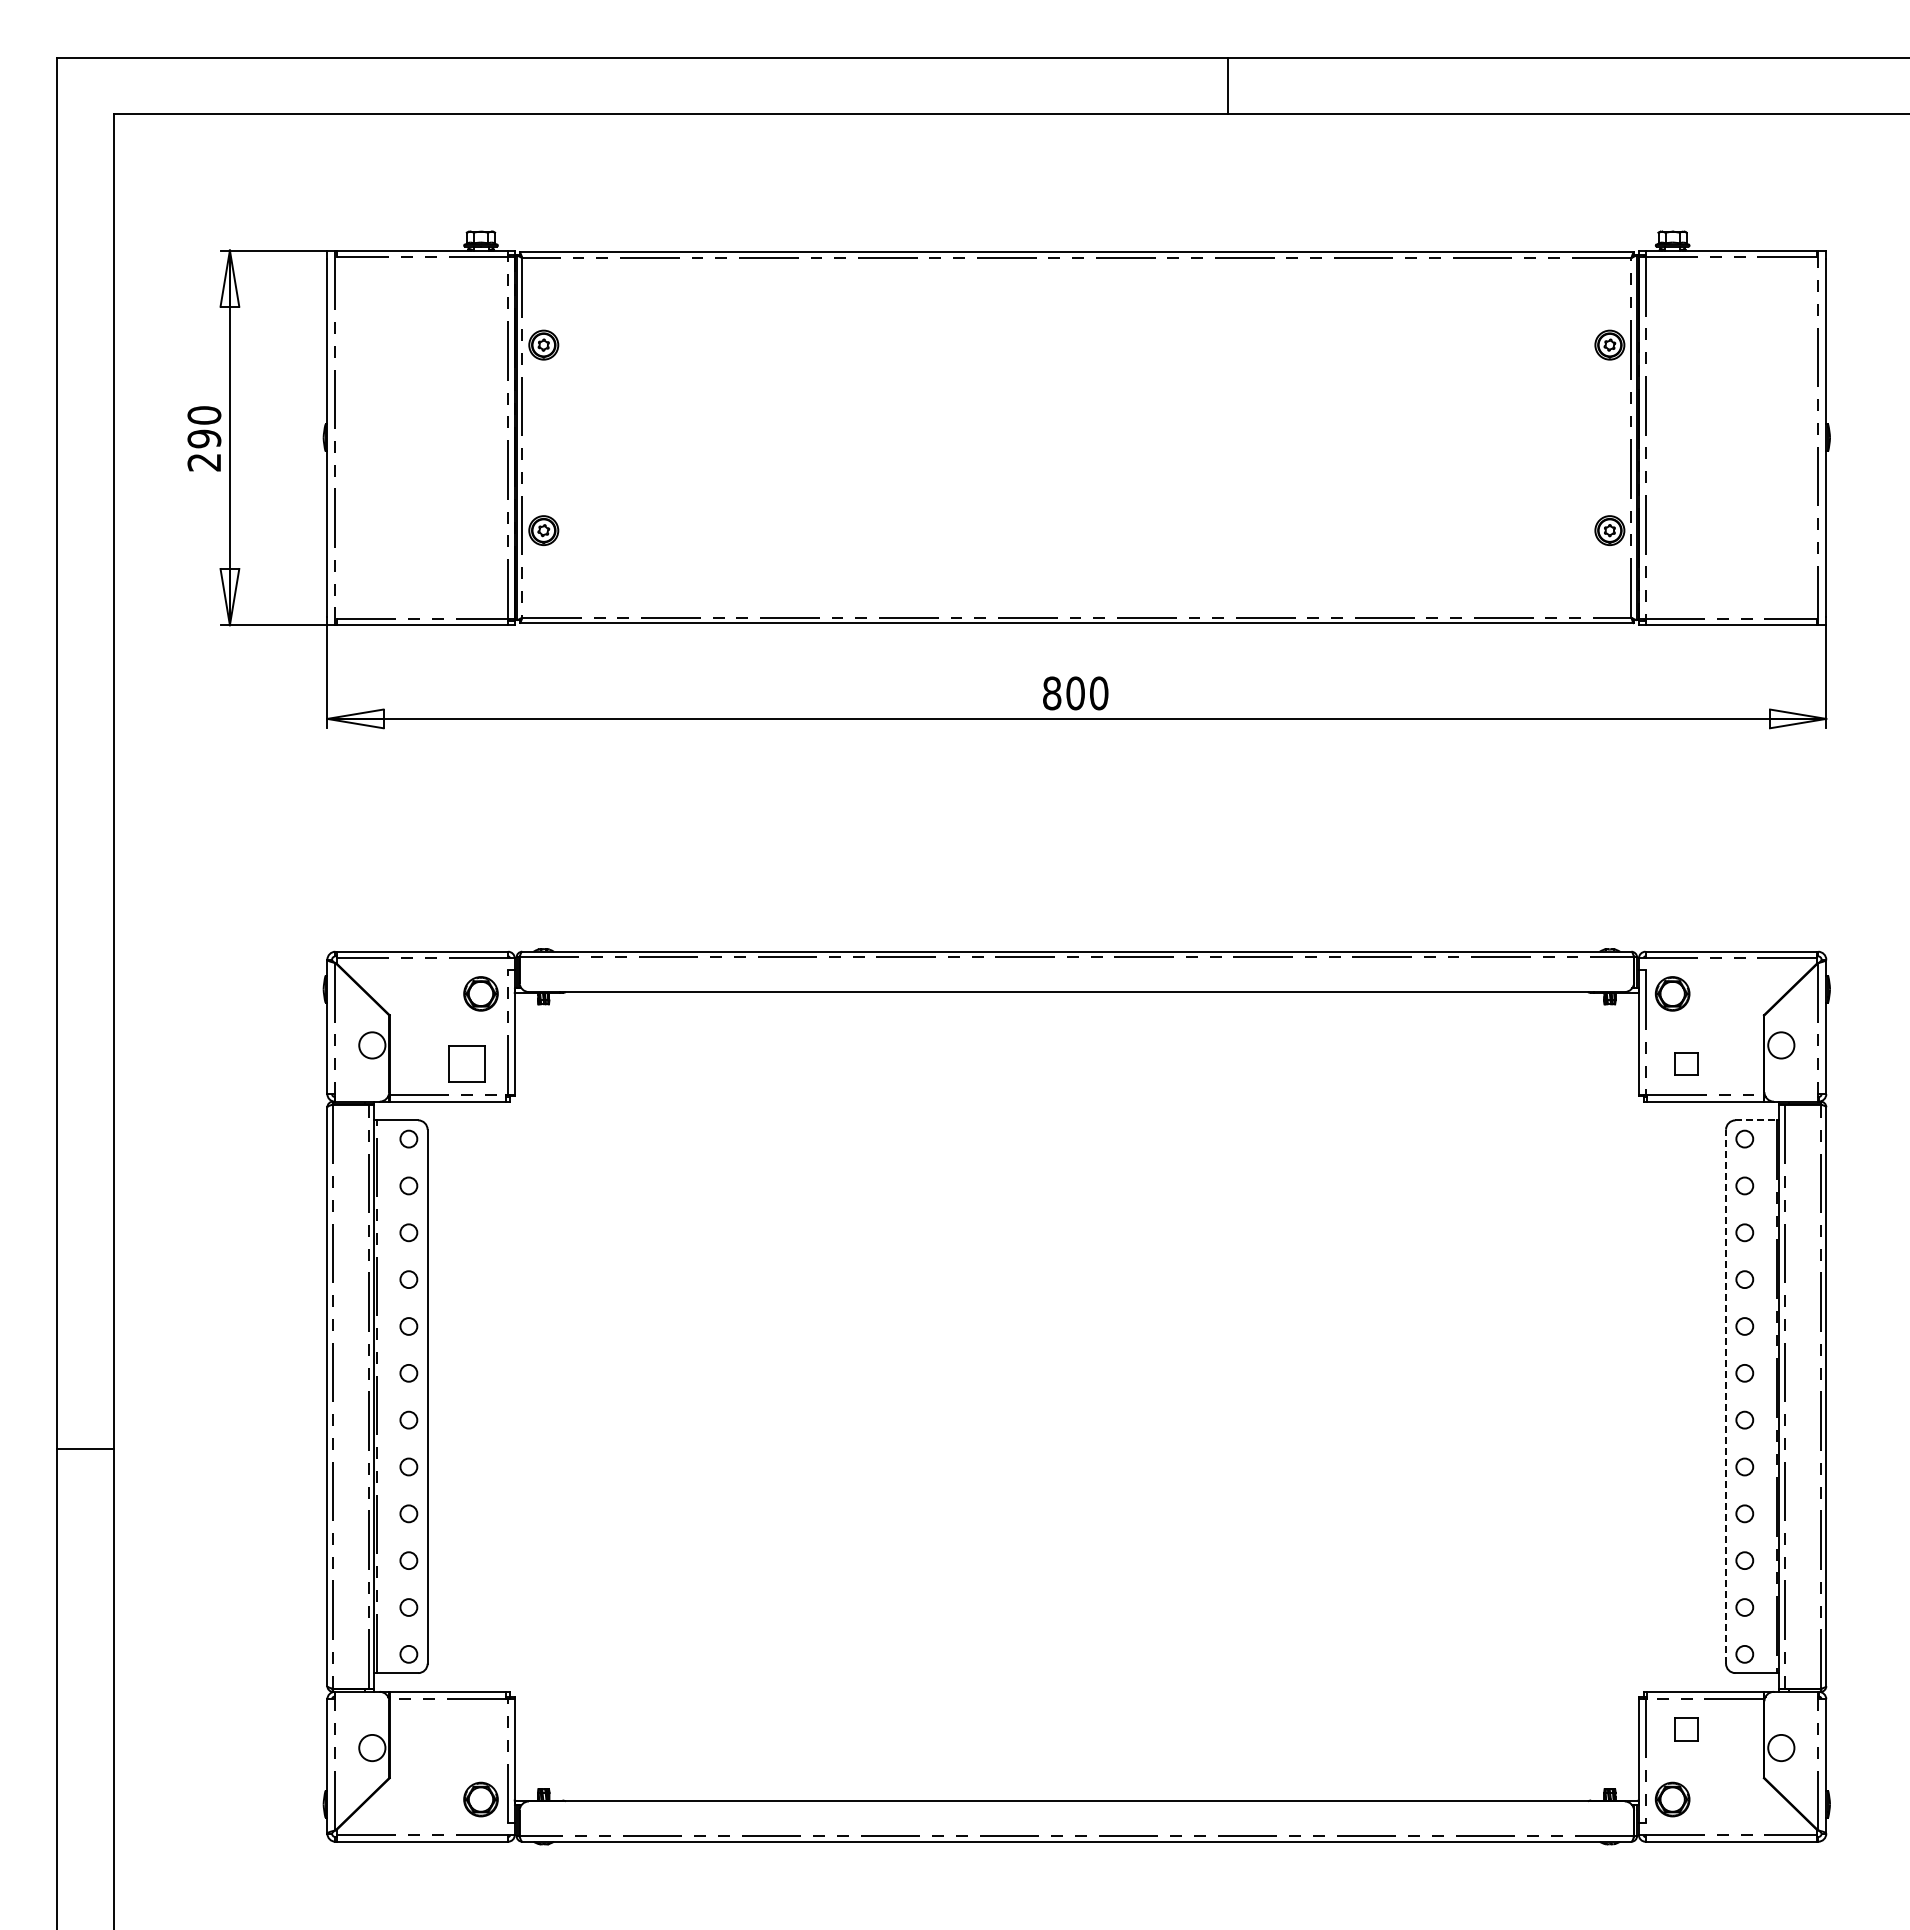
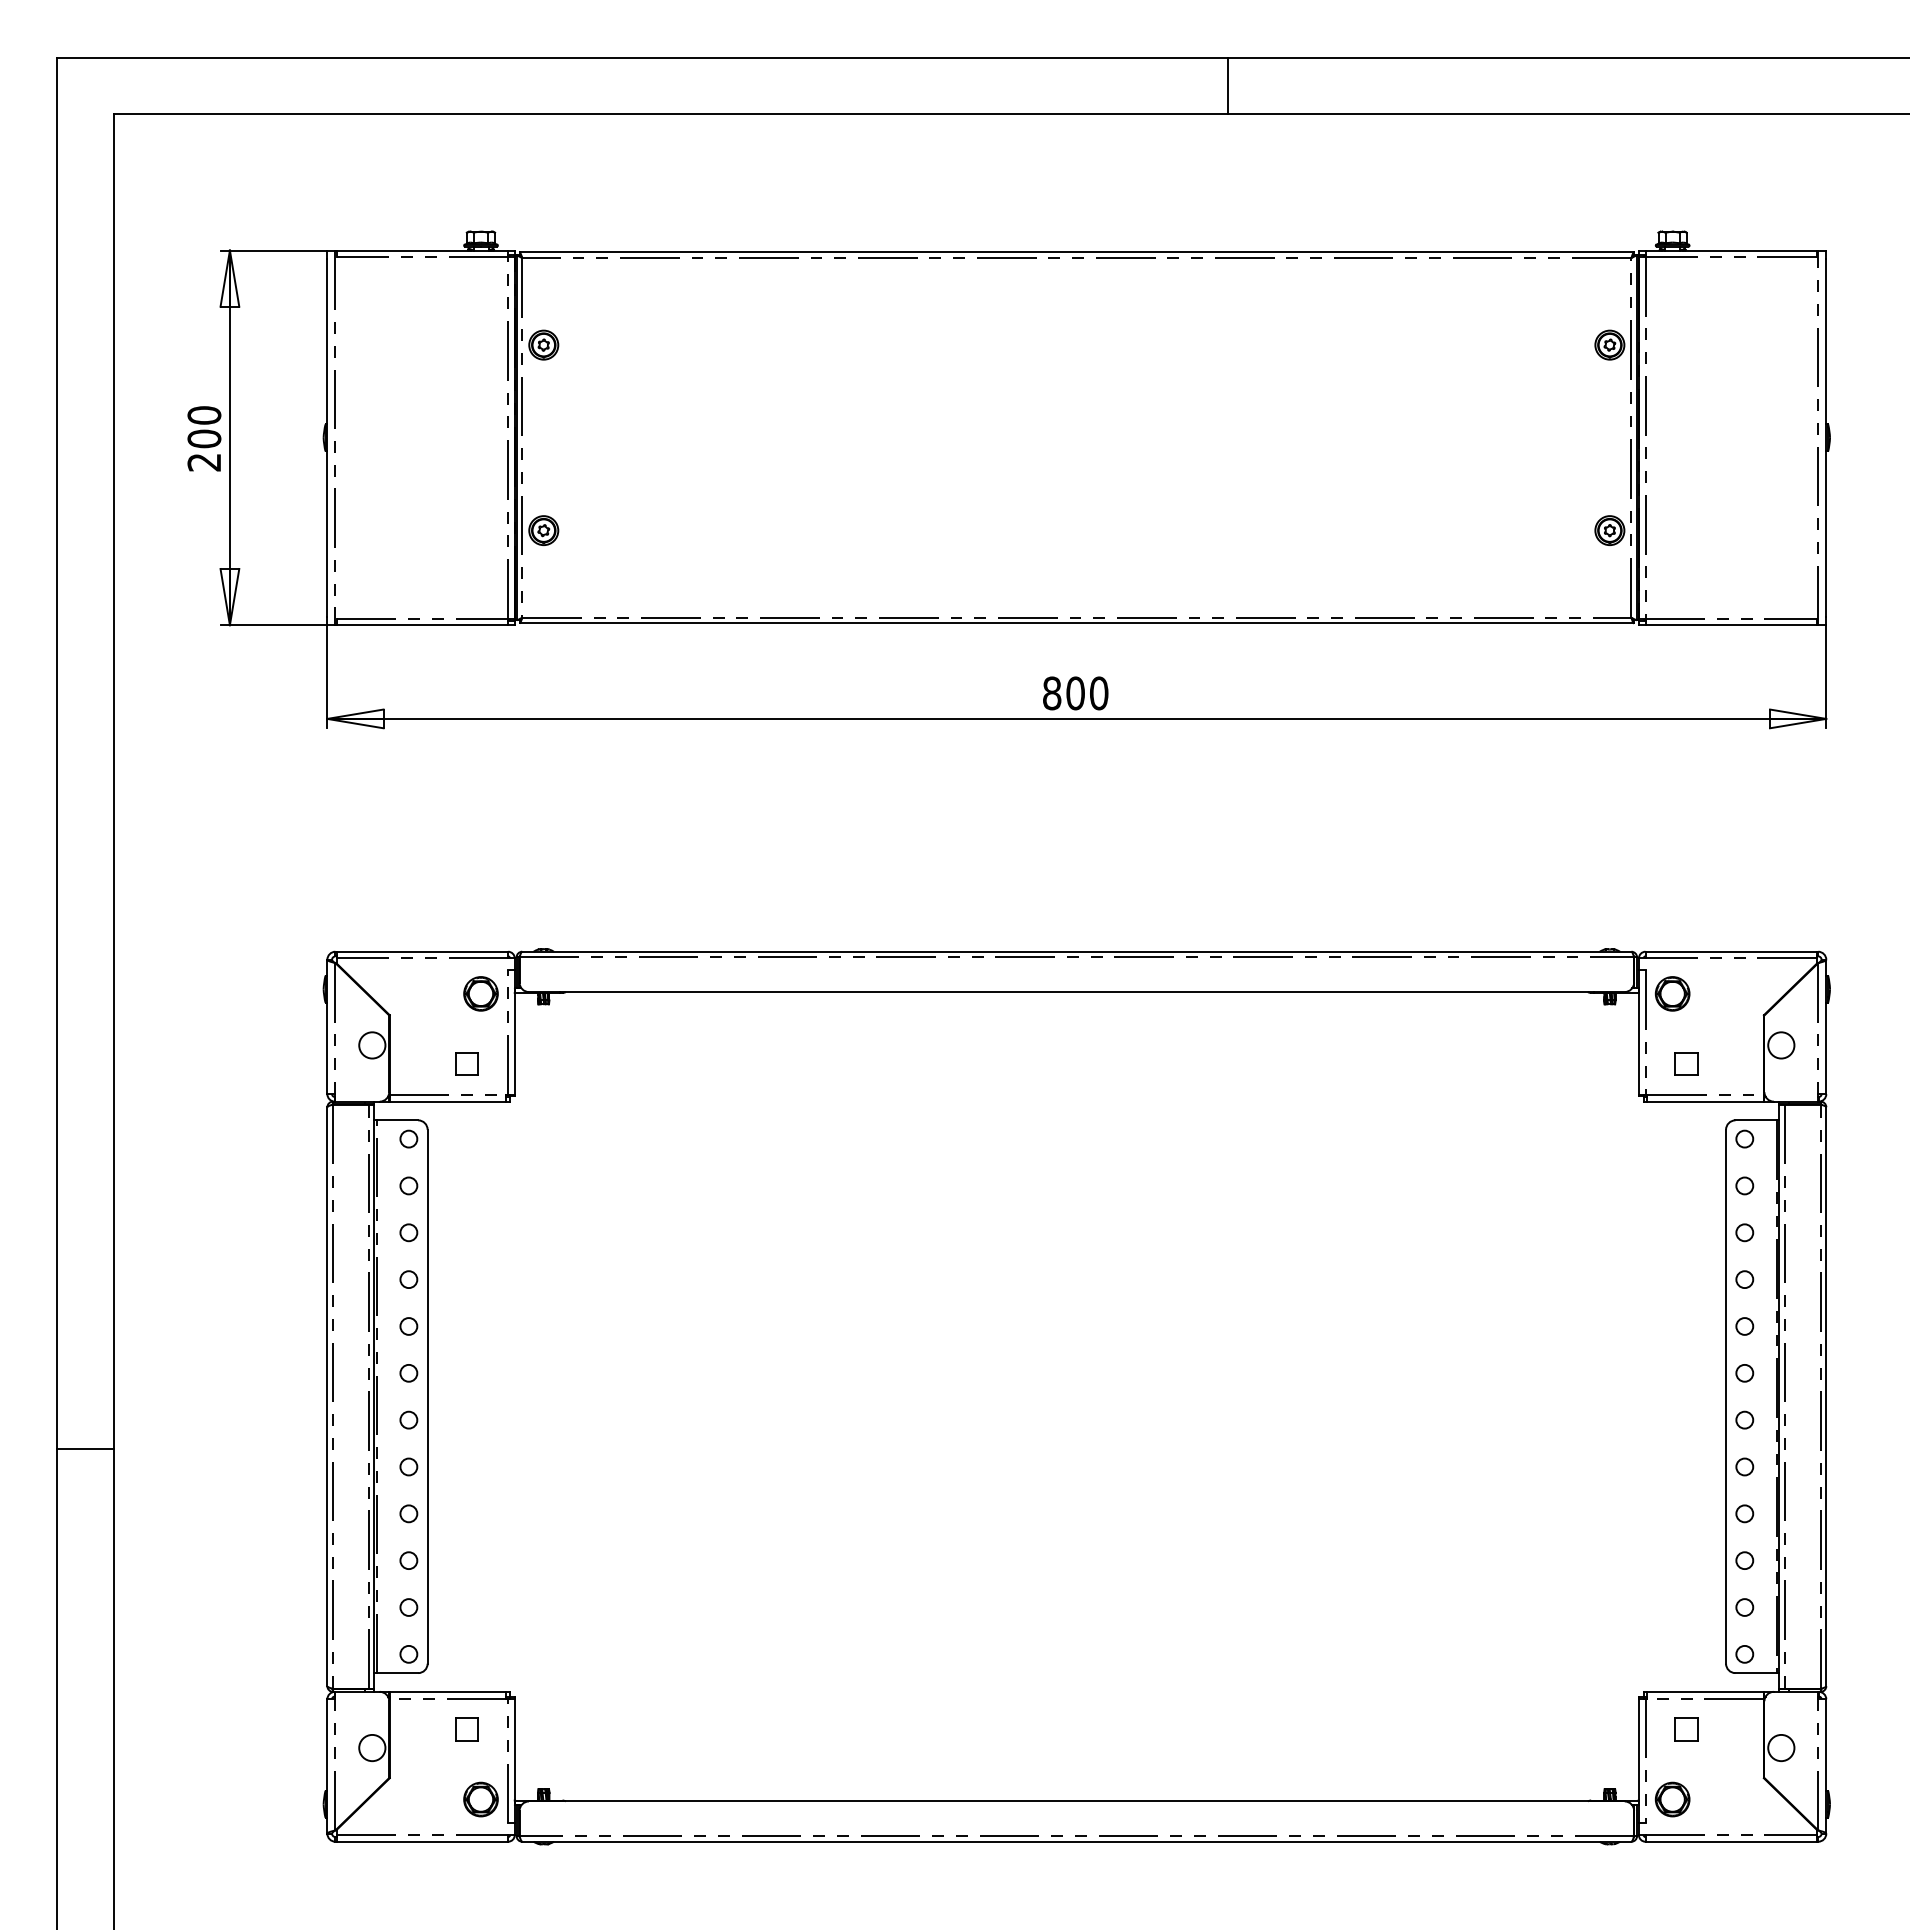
text: 290 -> 200 (204, 438)
part size: 38x38 px -> 24x24 px (466, 1063)
line: dashed -> solid (1756, 1120)
line: dashed -> solid (1726, 1396)
part: none -> present (466, 1729)
